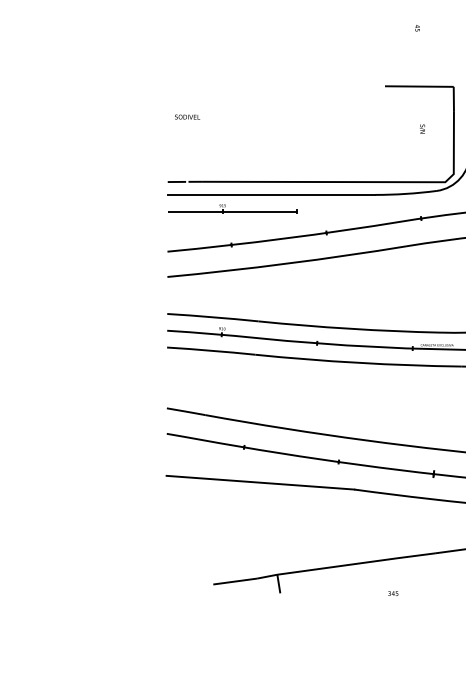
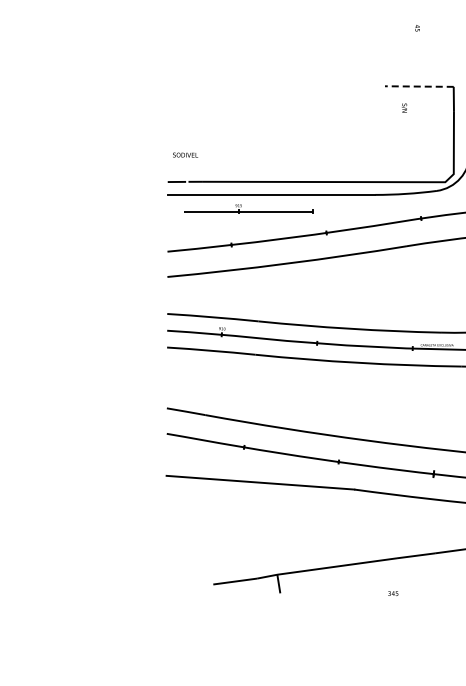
line: solid -> dashed (418, 86)
text position: (187, 116) -> (185, 154) (185, 154)
text position: (422, 128) -> (404, 107) (404, 107)
part position: (232, 208) -> (248, 208) (248, 208)
